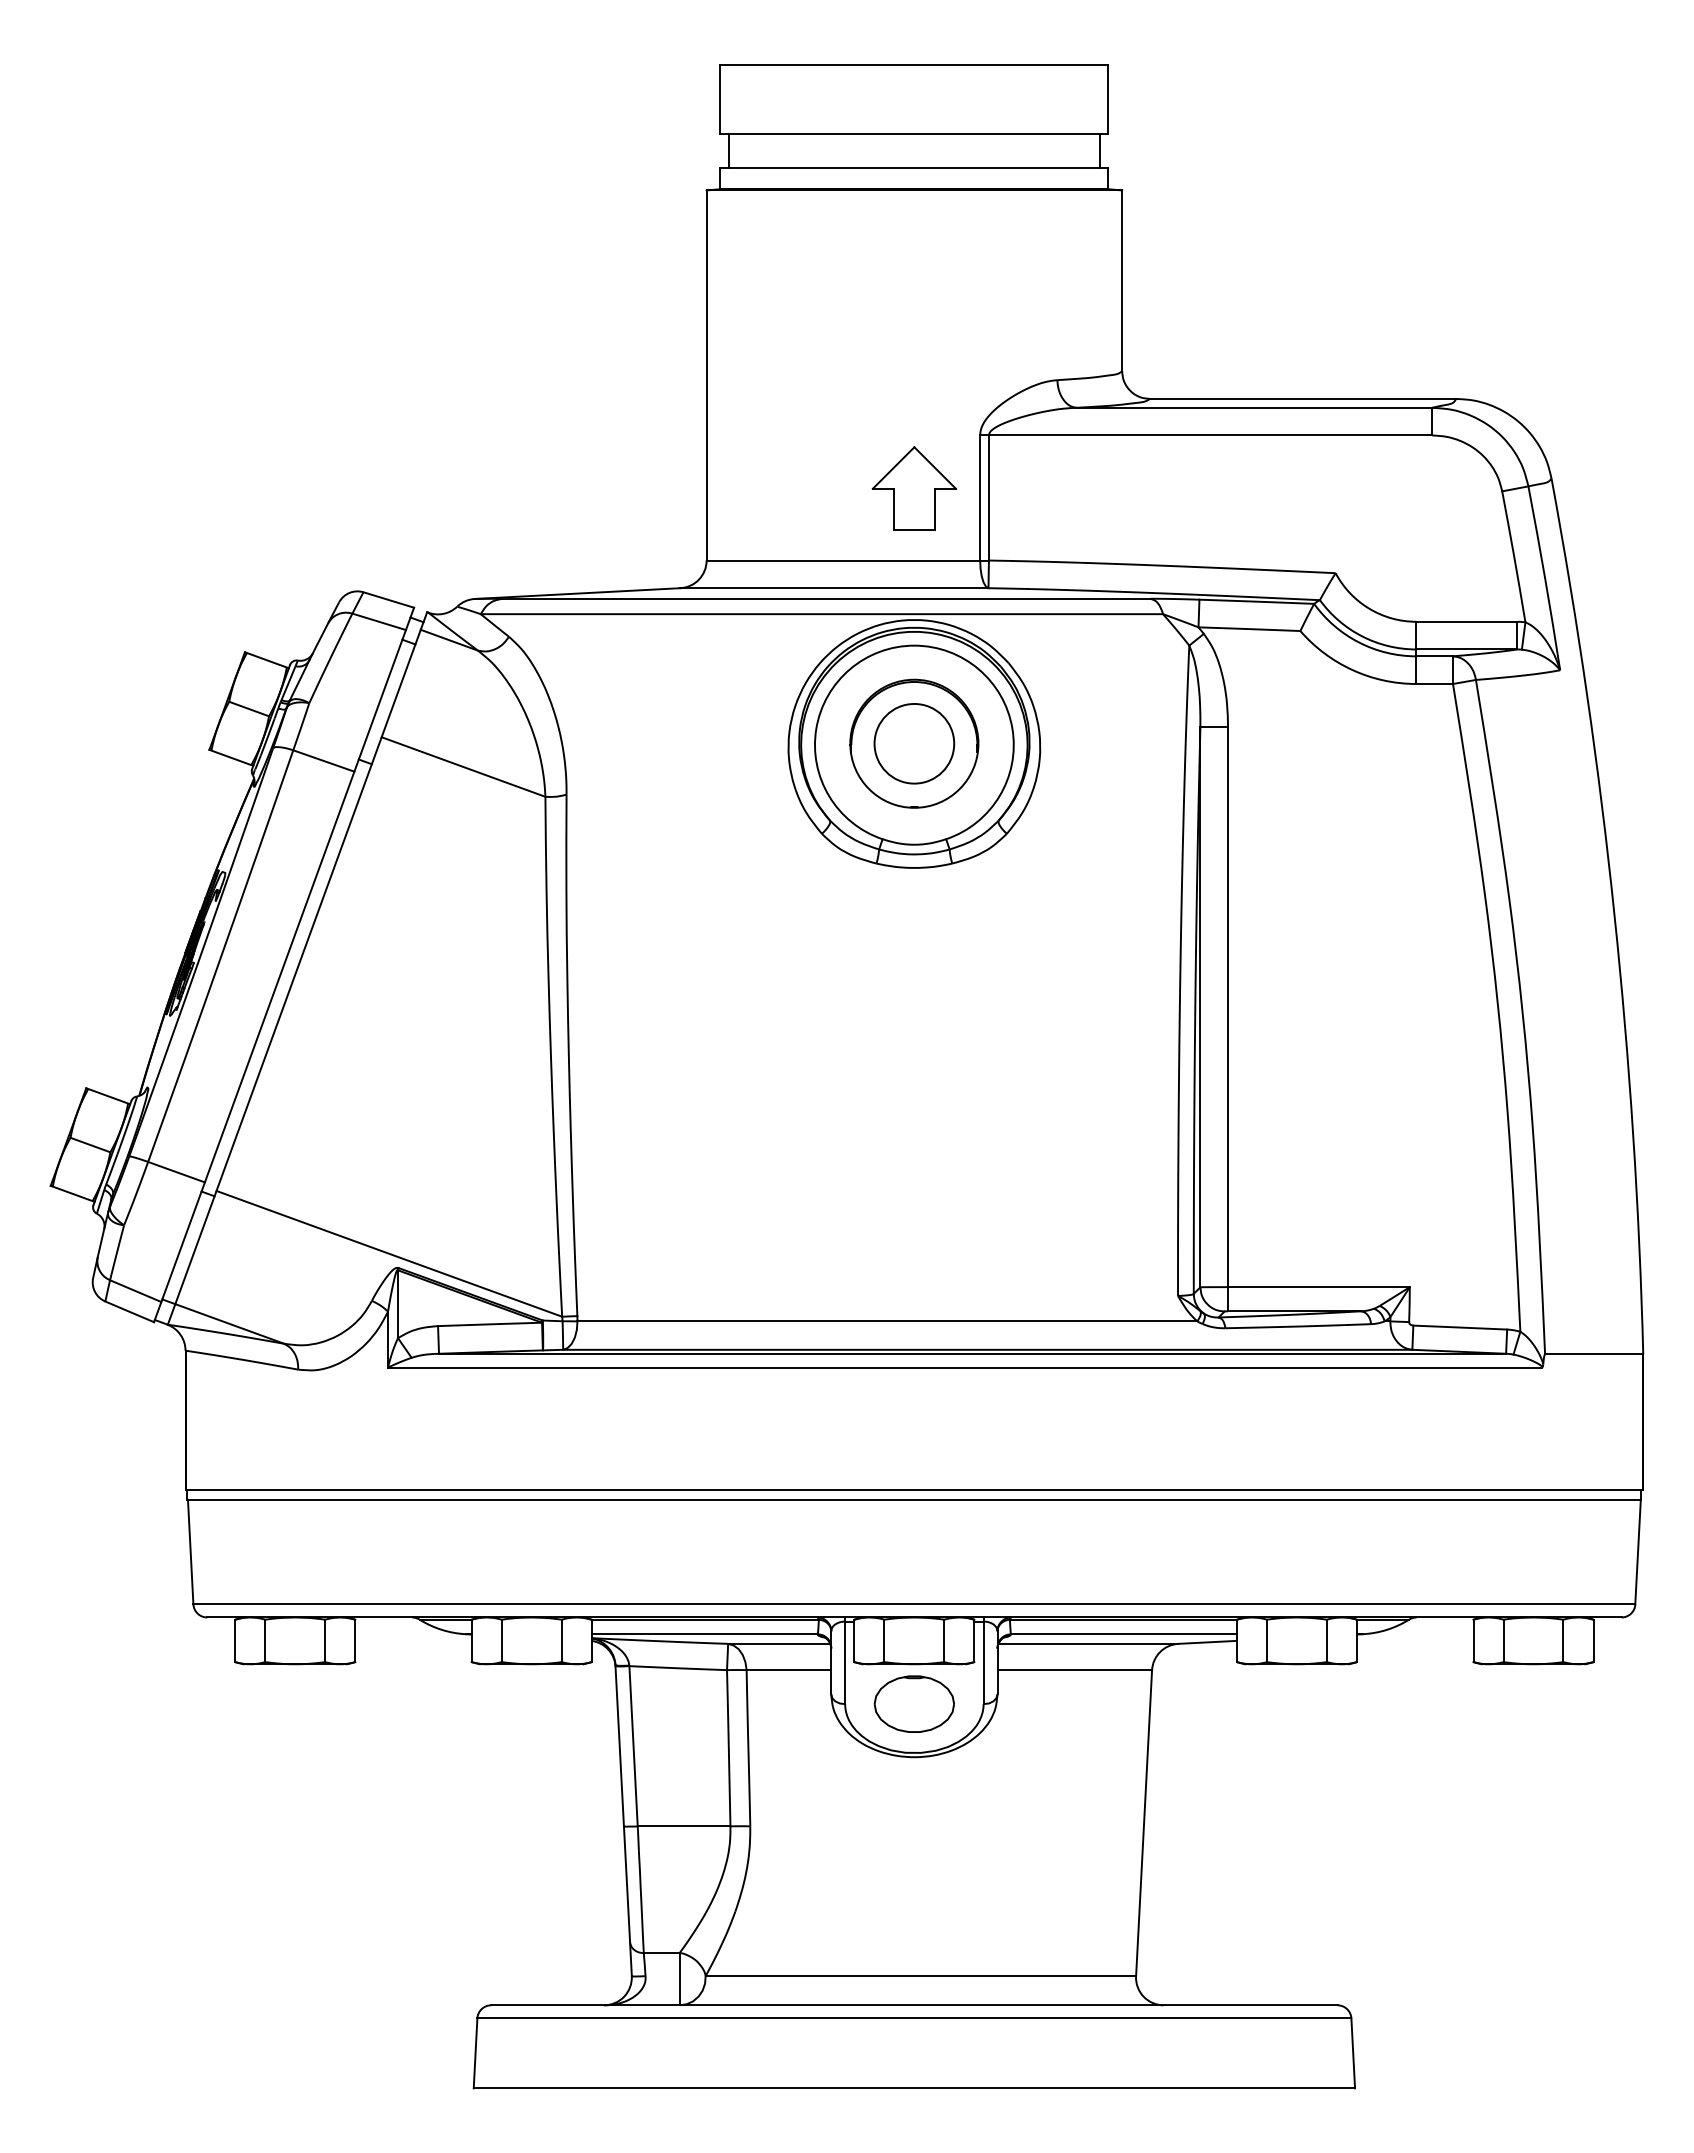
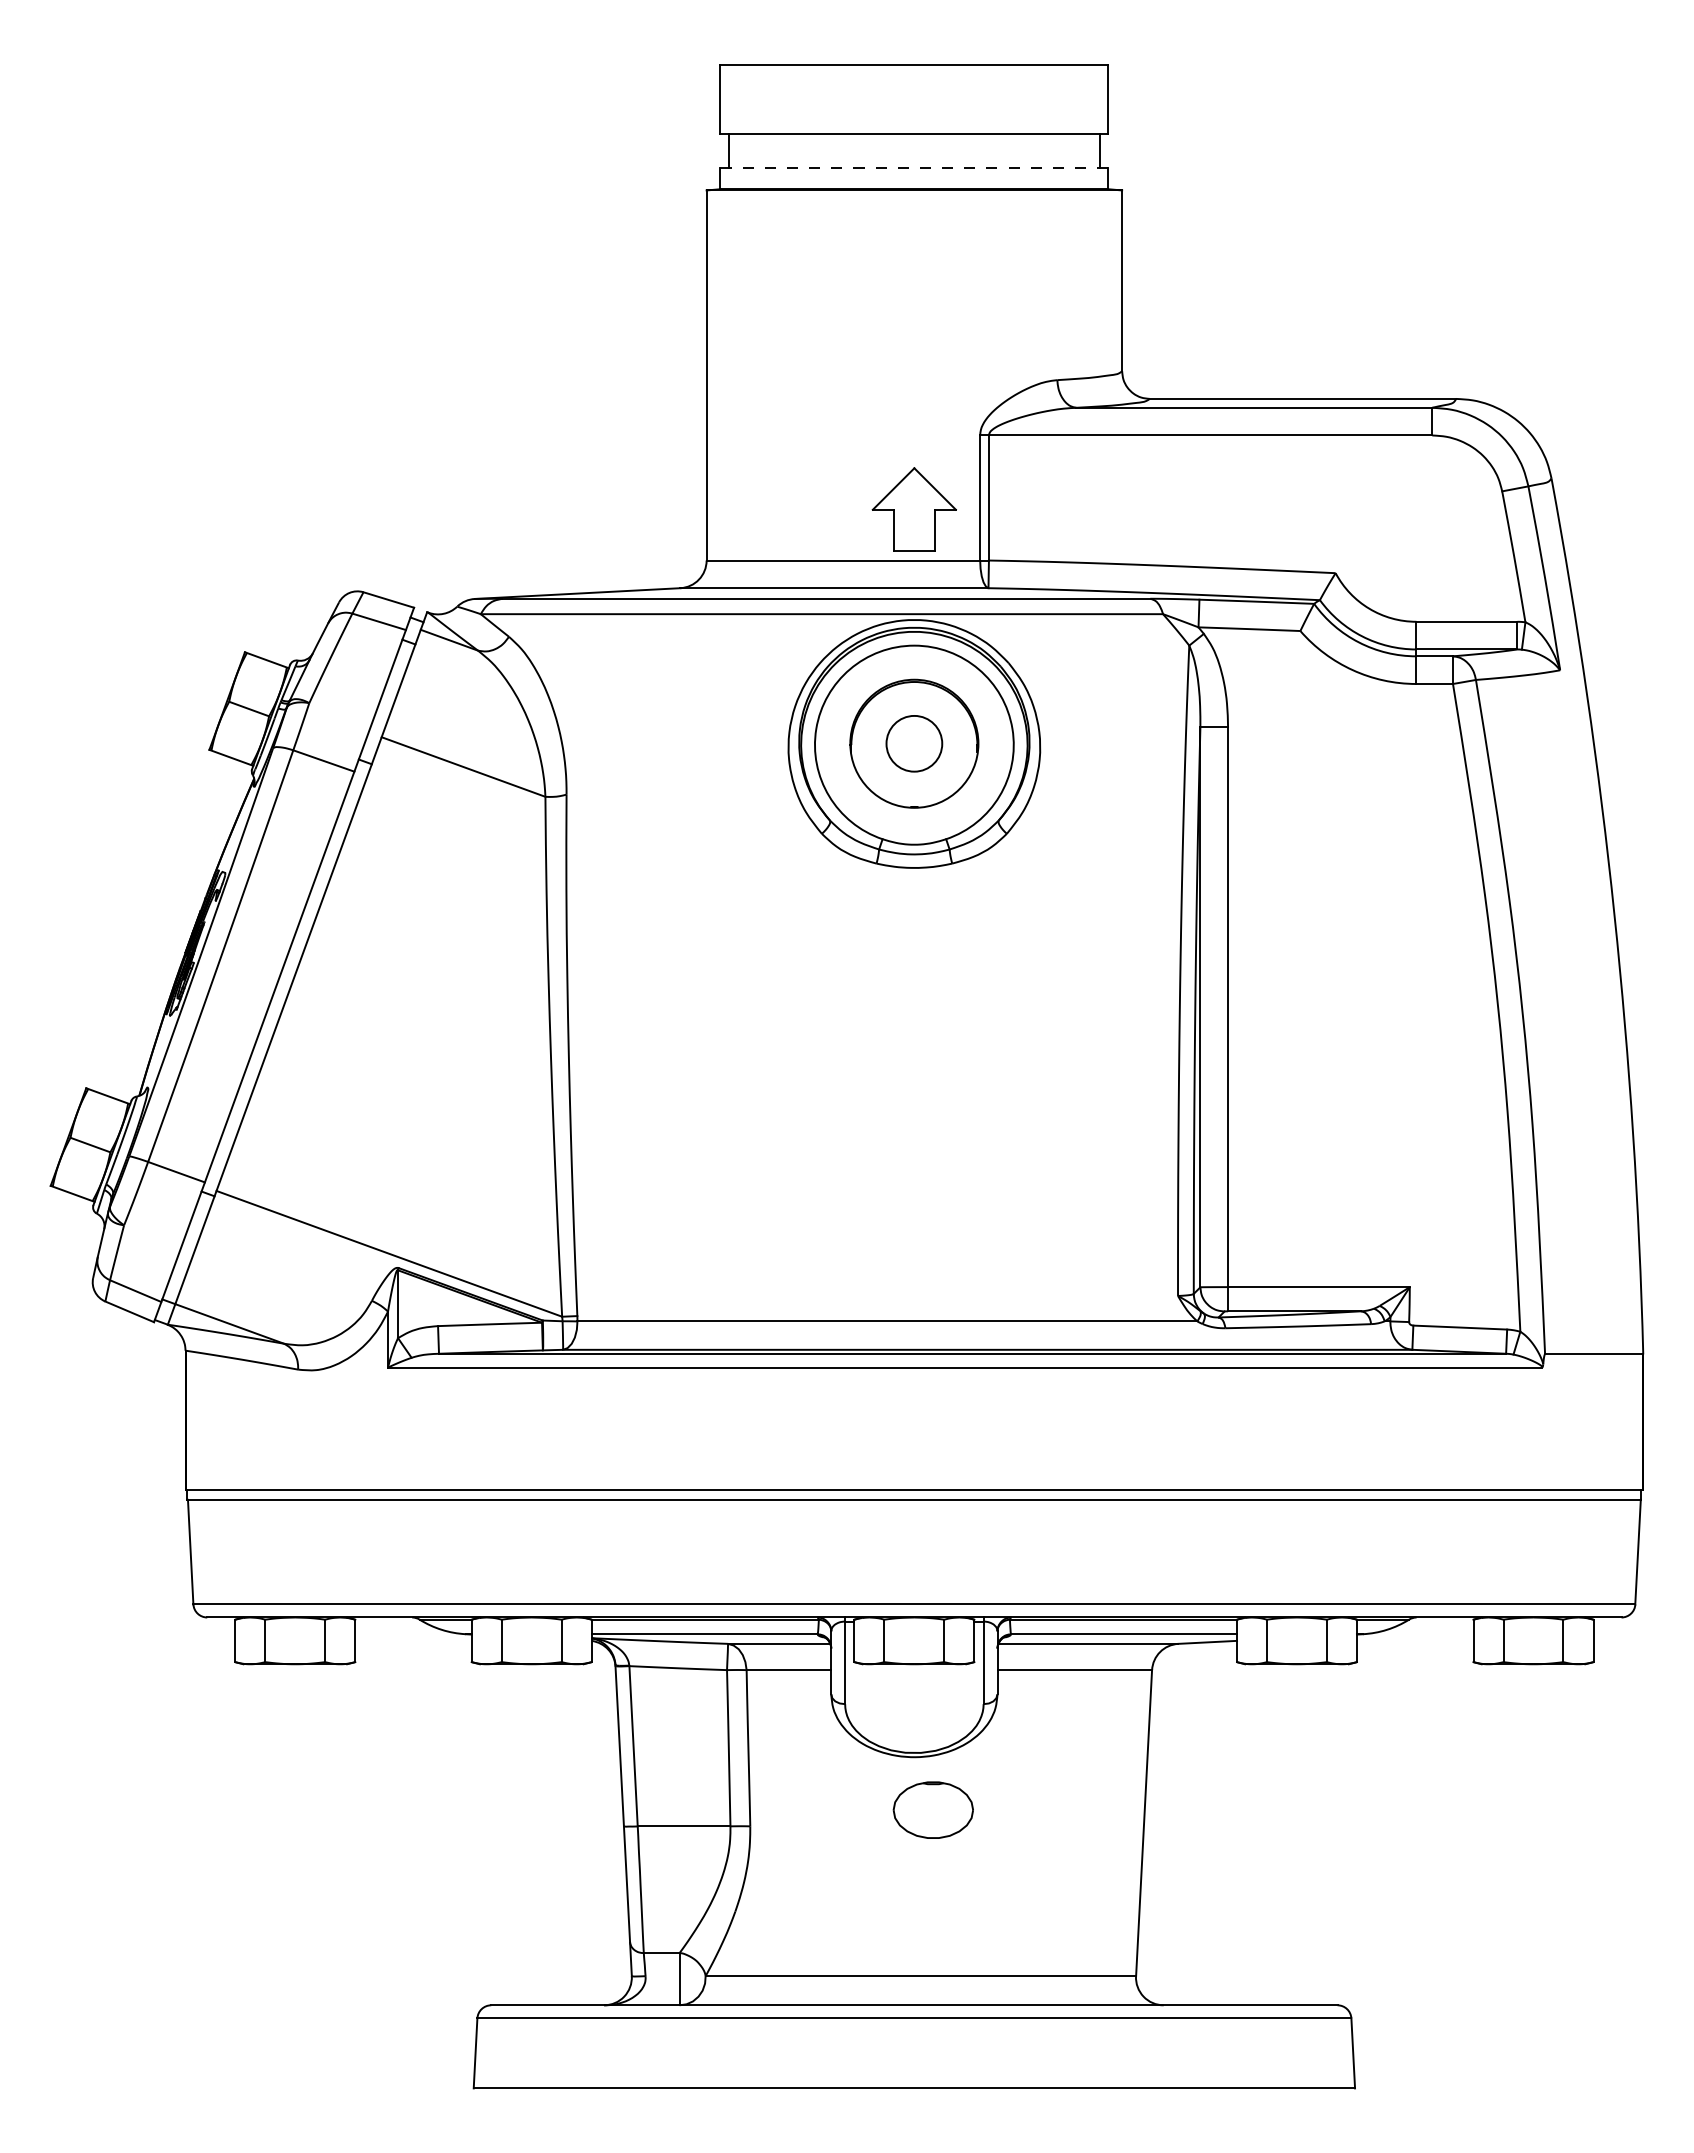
line: solid -> dashed (914, 168)
part position: (913, 488) -> (913, 509) (913, 509)
circle diameter: 80 px -> 56 px (914, 743)
part position: (913, 1703) -> (932, 1809) (932, 1809)
